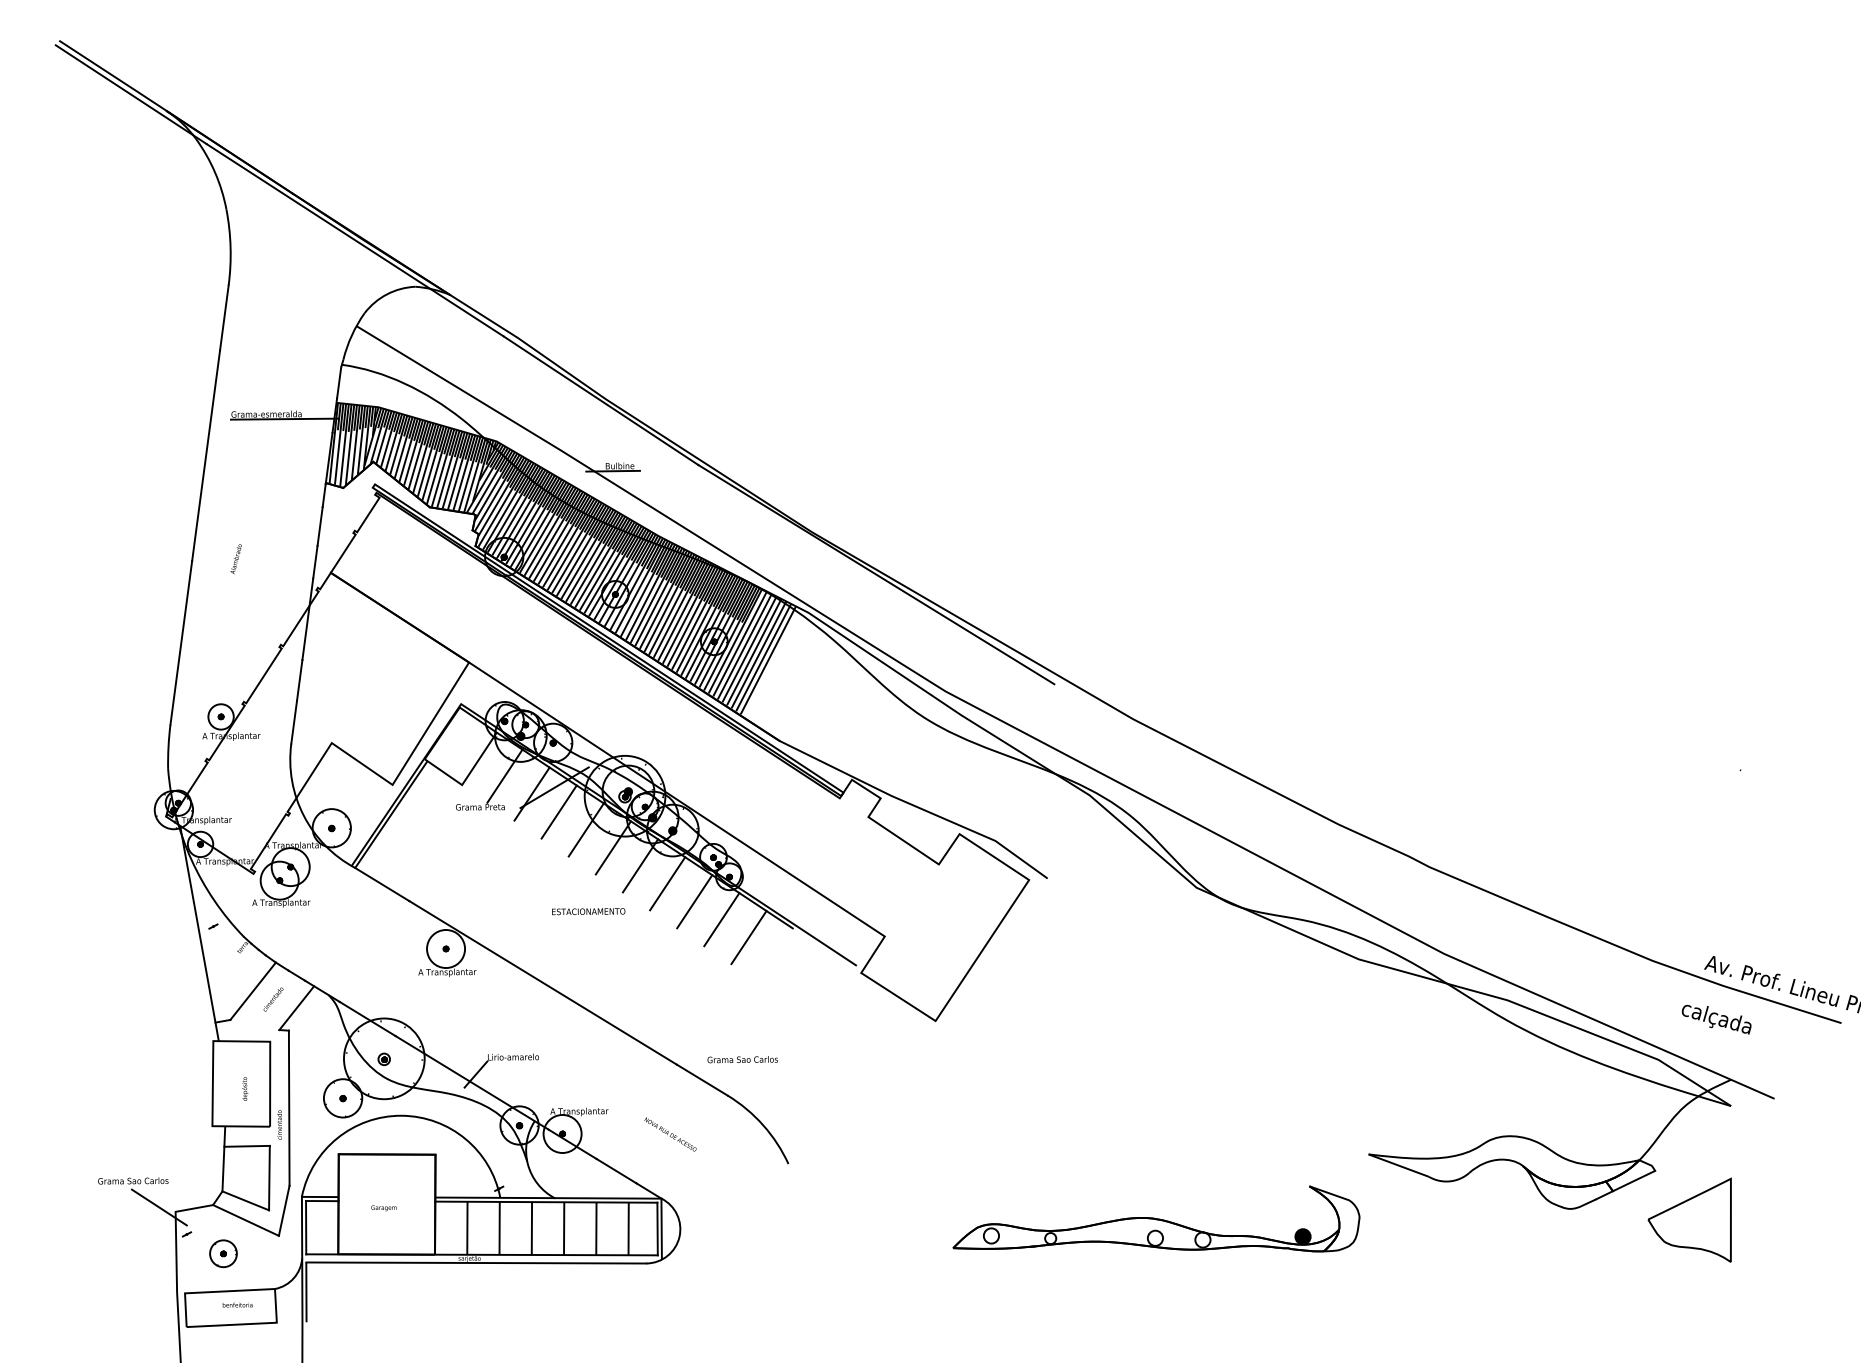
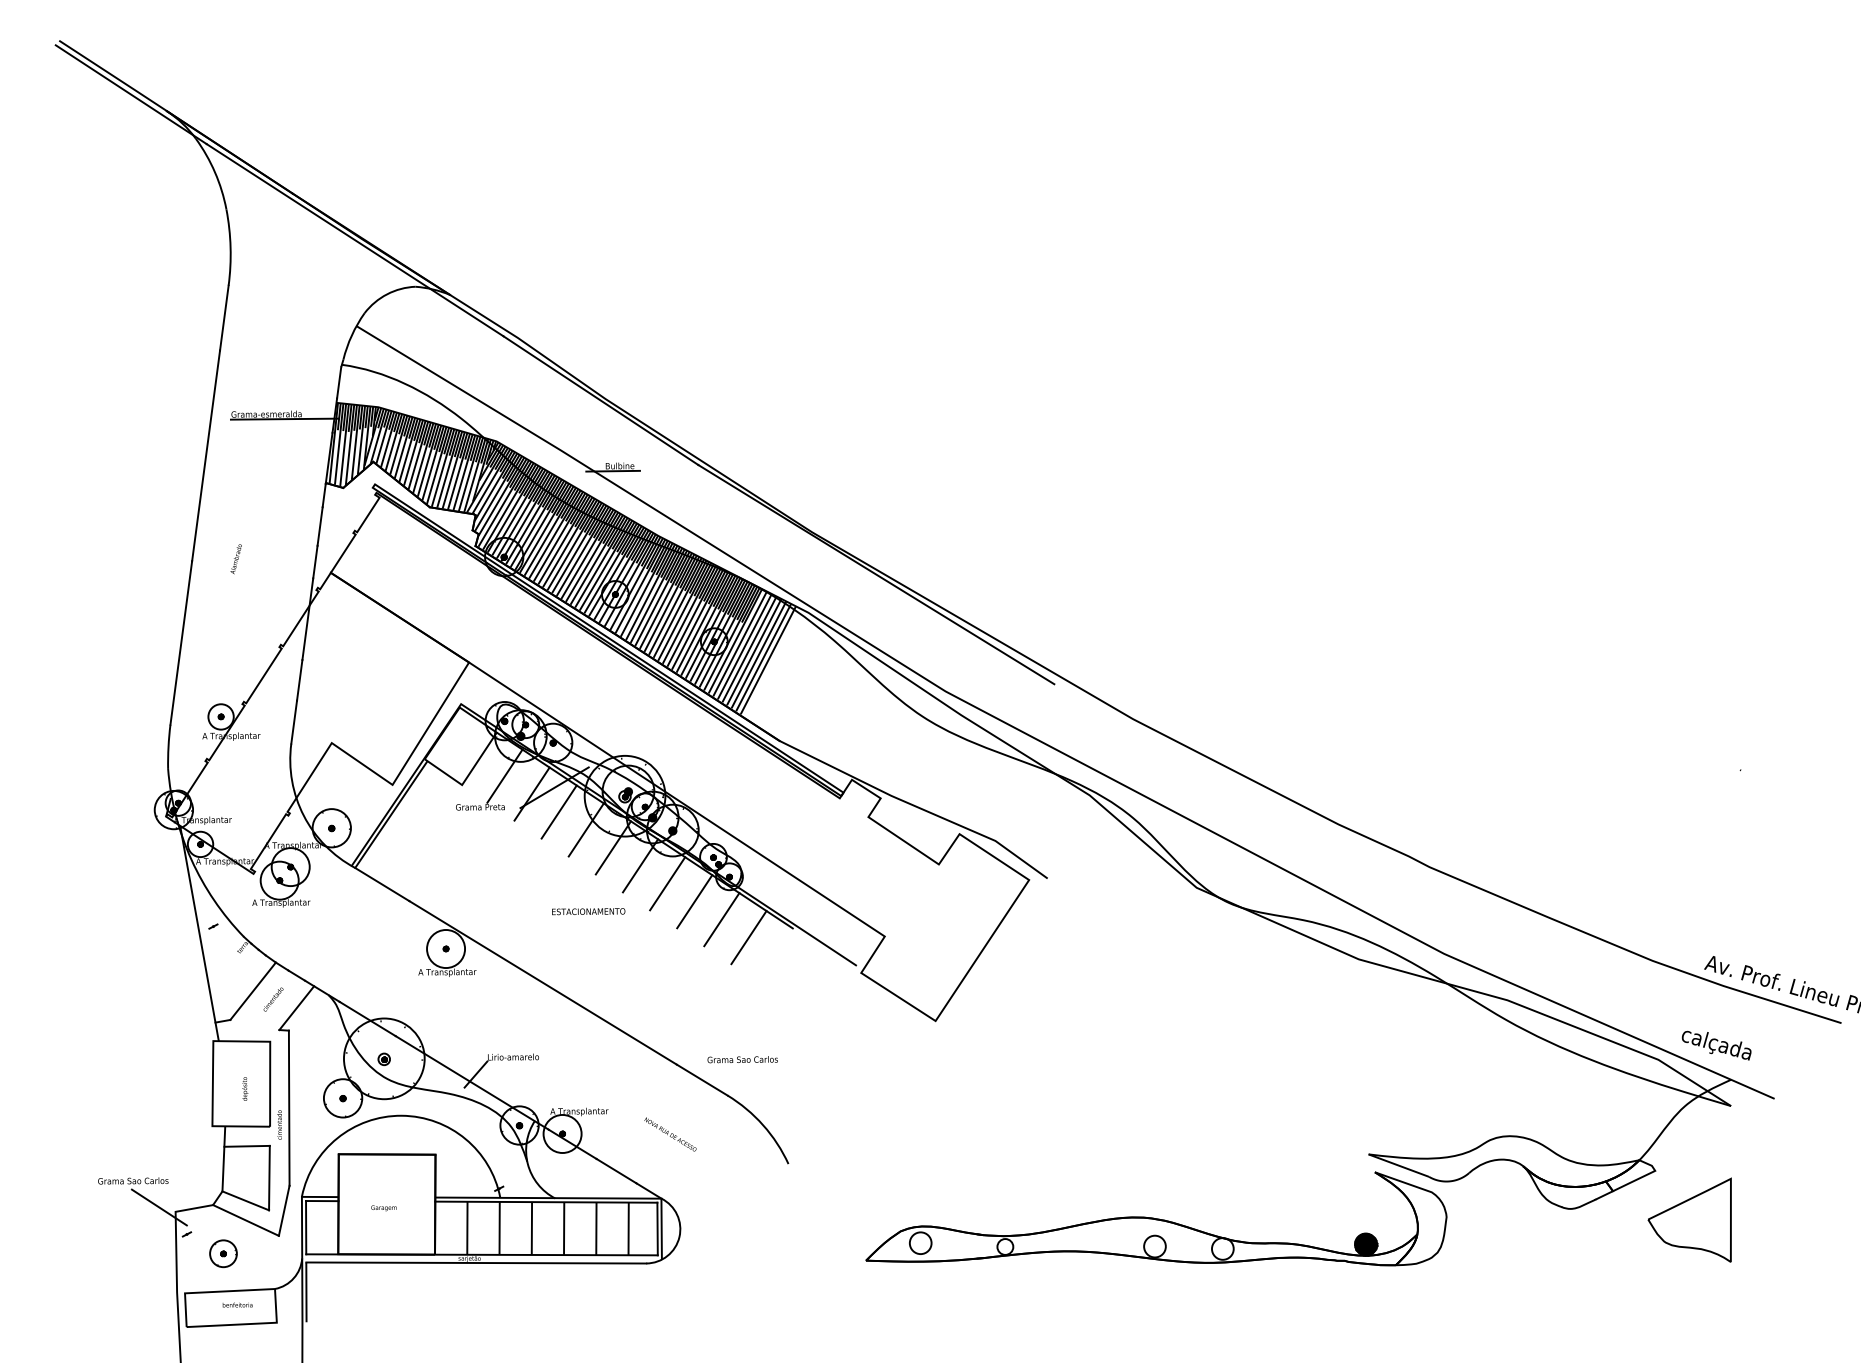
text position: (1716, 1019) -> (1716, 1045) (1716, 1045)
part size: 409x68 px -> 583x96 px (1156, 1218)
